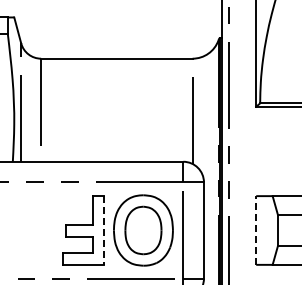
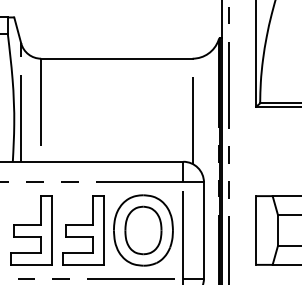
part: none -> present (31, 230)
line: dashed -> solid (104, 230)
line: dashed -> solid (256, 230)
